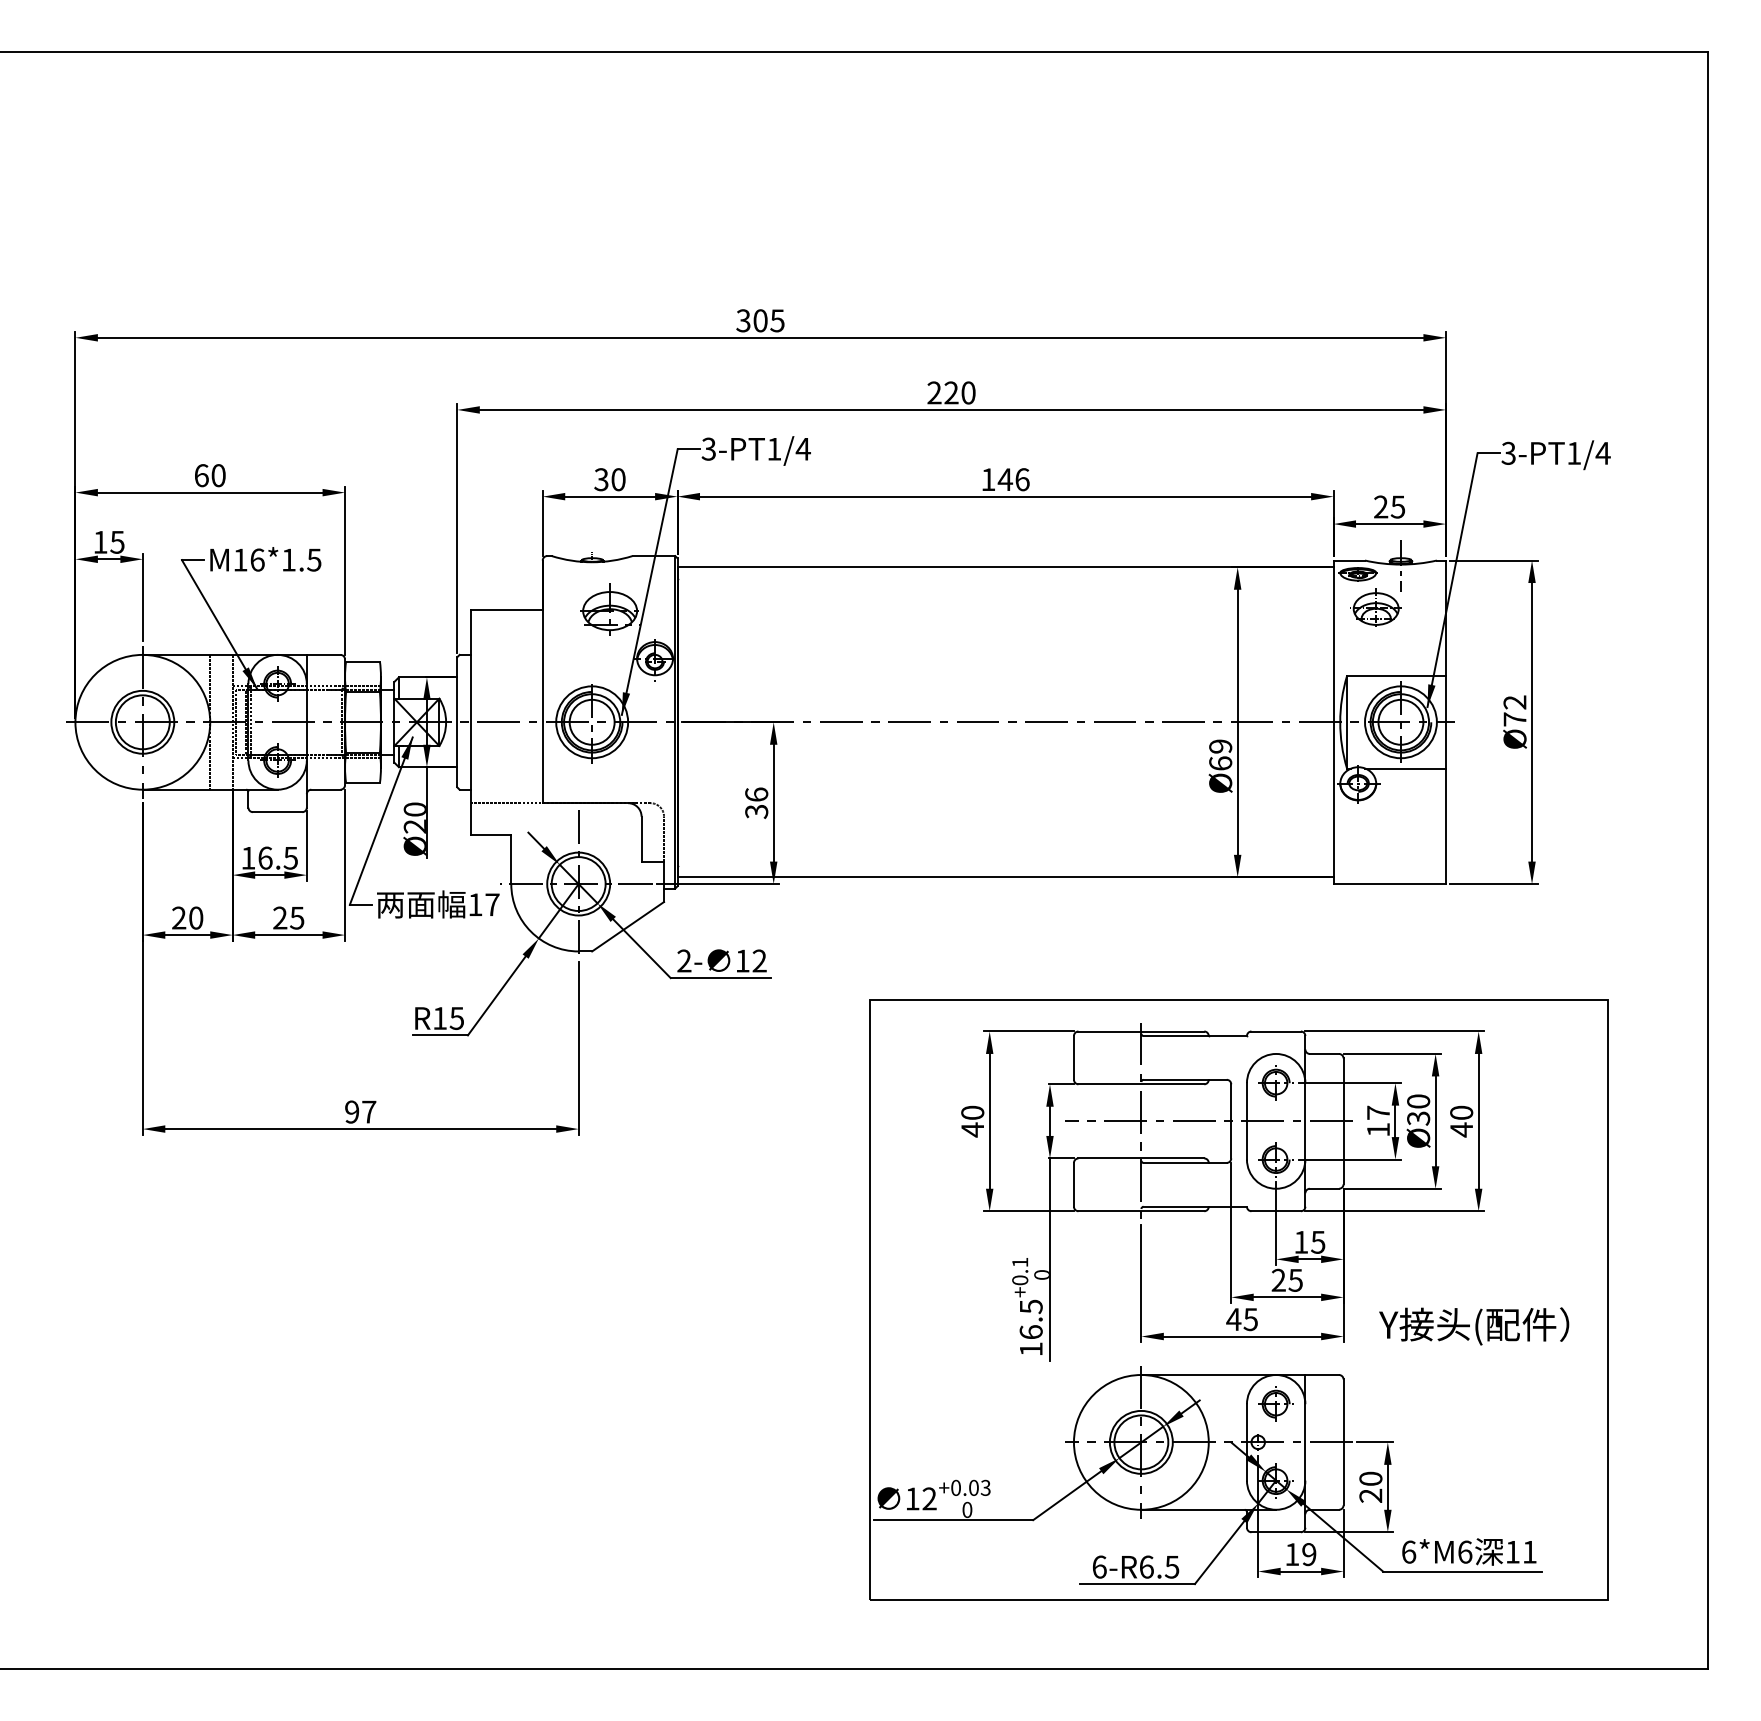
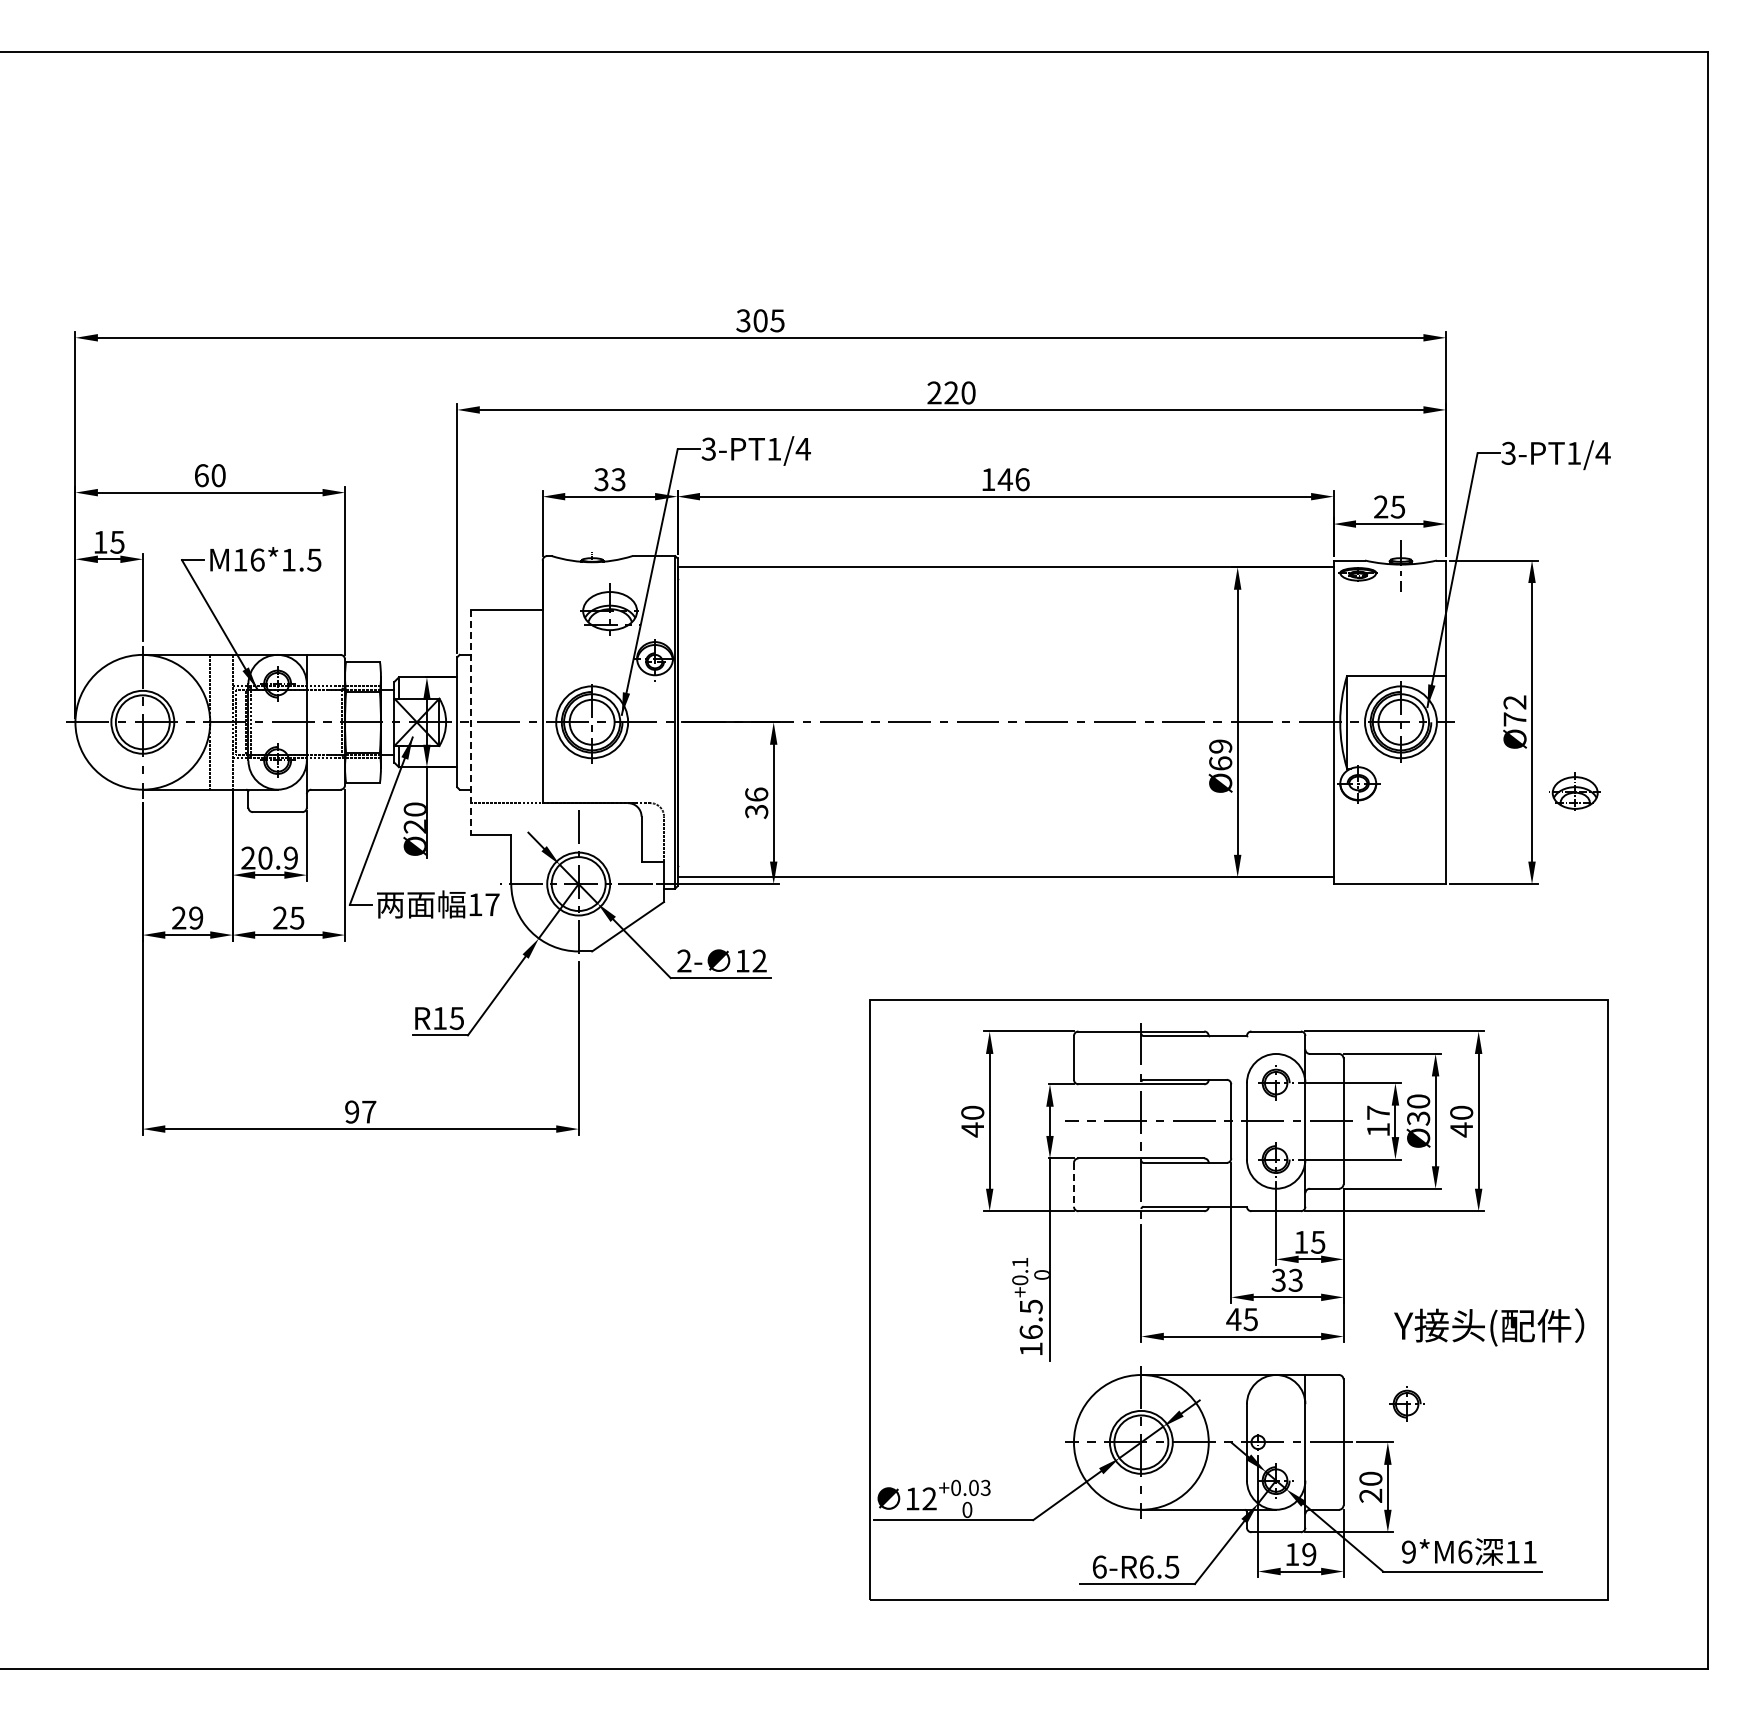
text: 30 -> 33 (618, 479)
part position: (1375, 607) -> (1574, 791) (1574, 791)
line: solid -> dashed (470, 722)
line: present -> none (1405, 768)
text: 16.5 -> 20.9 (269, 857)
text: 20 -> 29 (196, 917)
line: solid -> dashed (1073, 1184)
text: 25 -> 33 (1286, 1279)
text position: (1474, 1326) -> (1489, 1327) (1489, 1327)
part position: (1275, 1403) -> (1406, 1403) (1406, 1403)
text: 6*M6 -> 9*M6 (1409, 1551)
